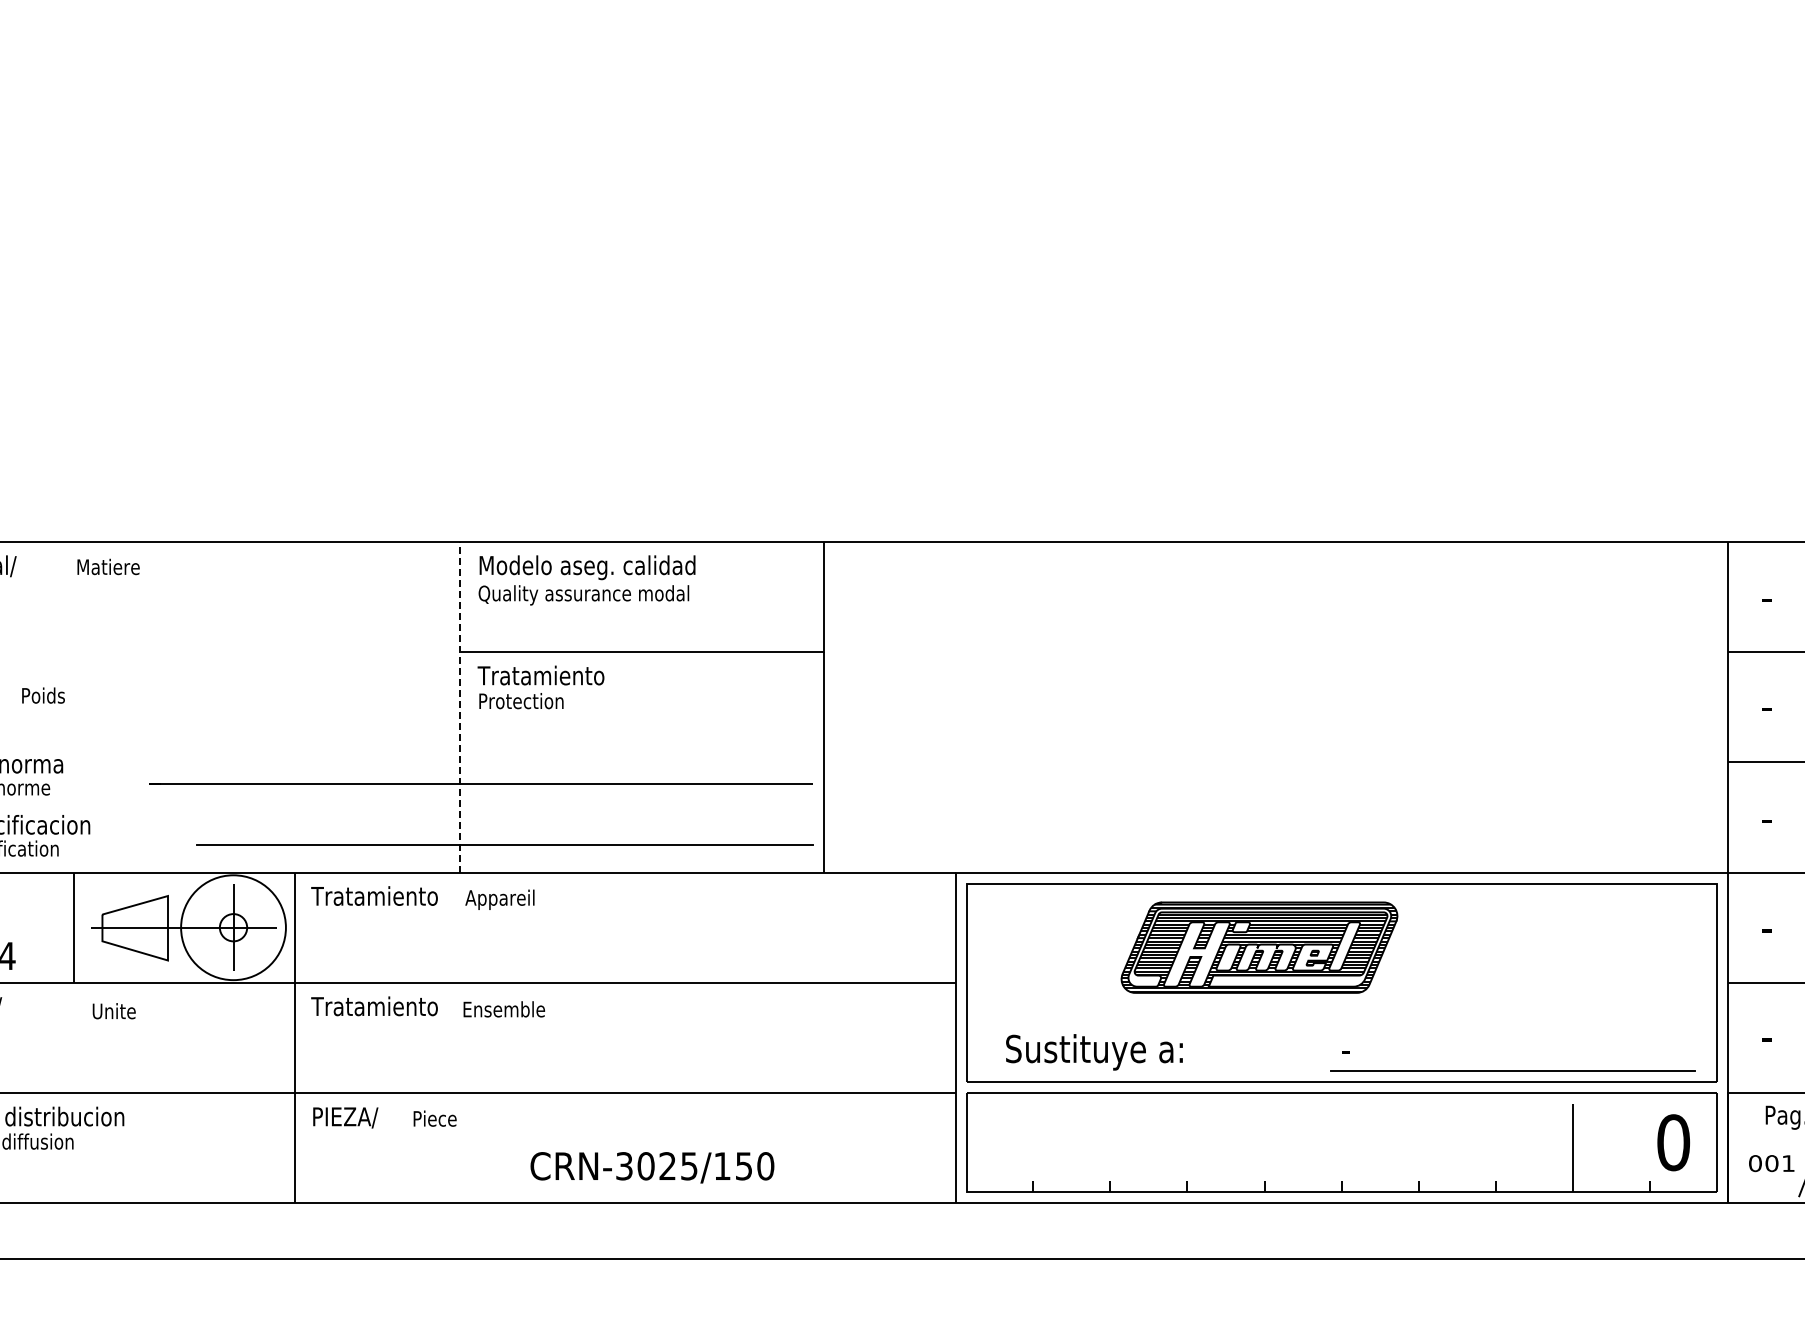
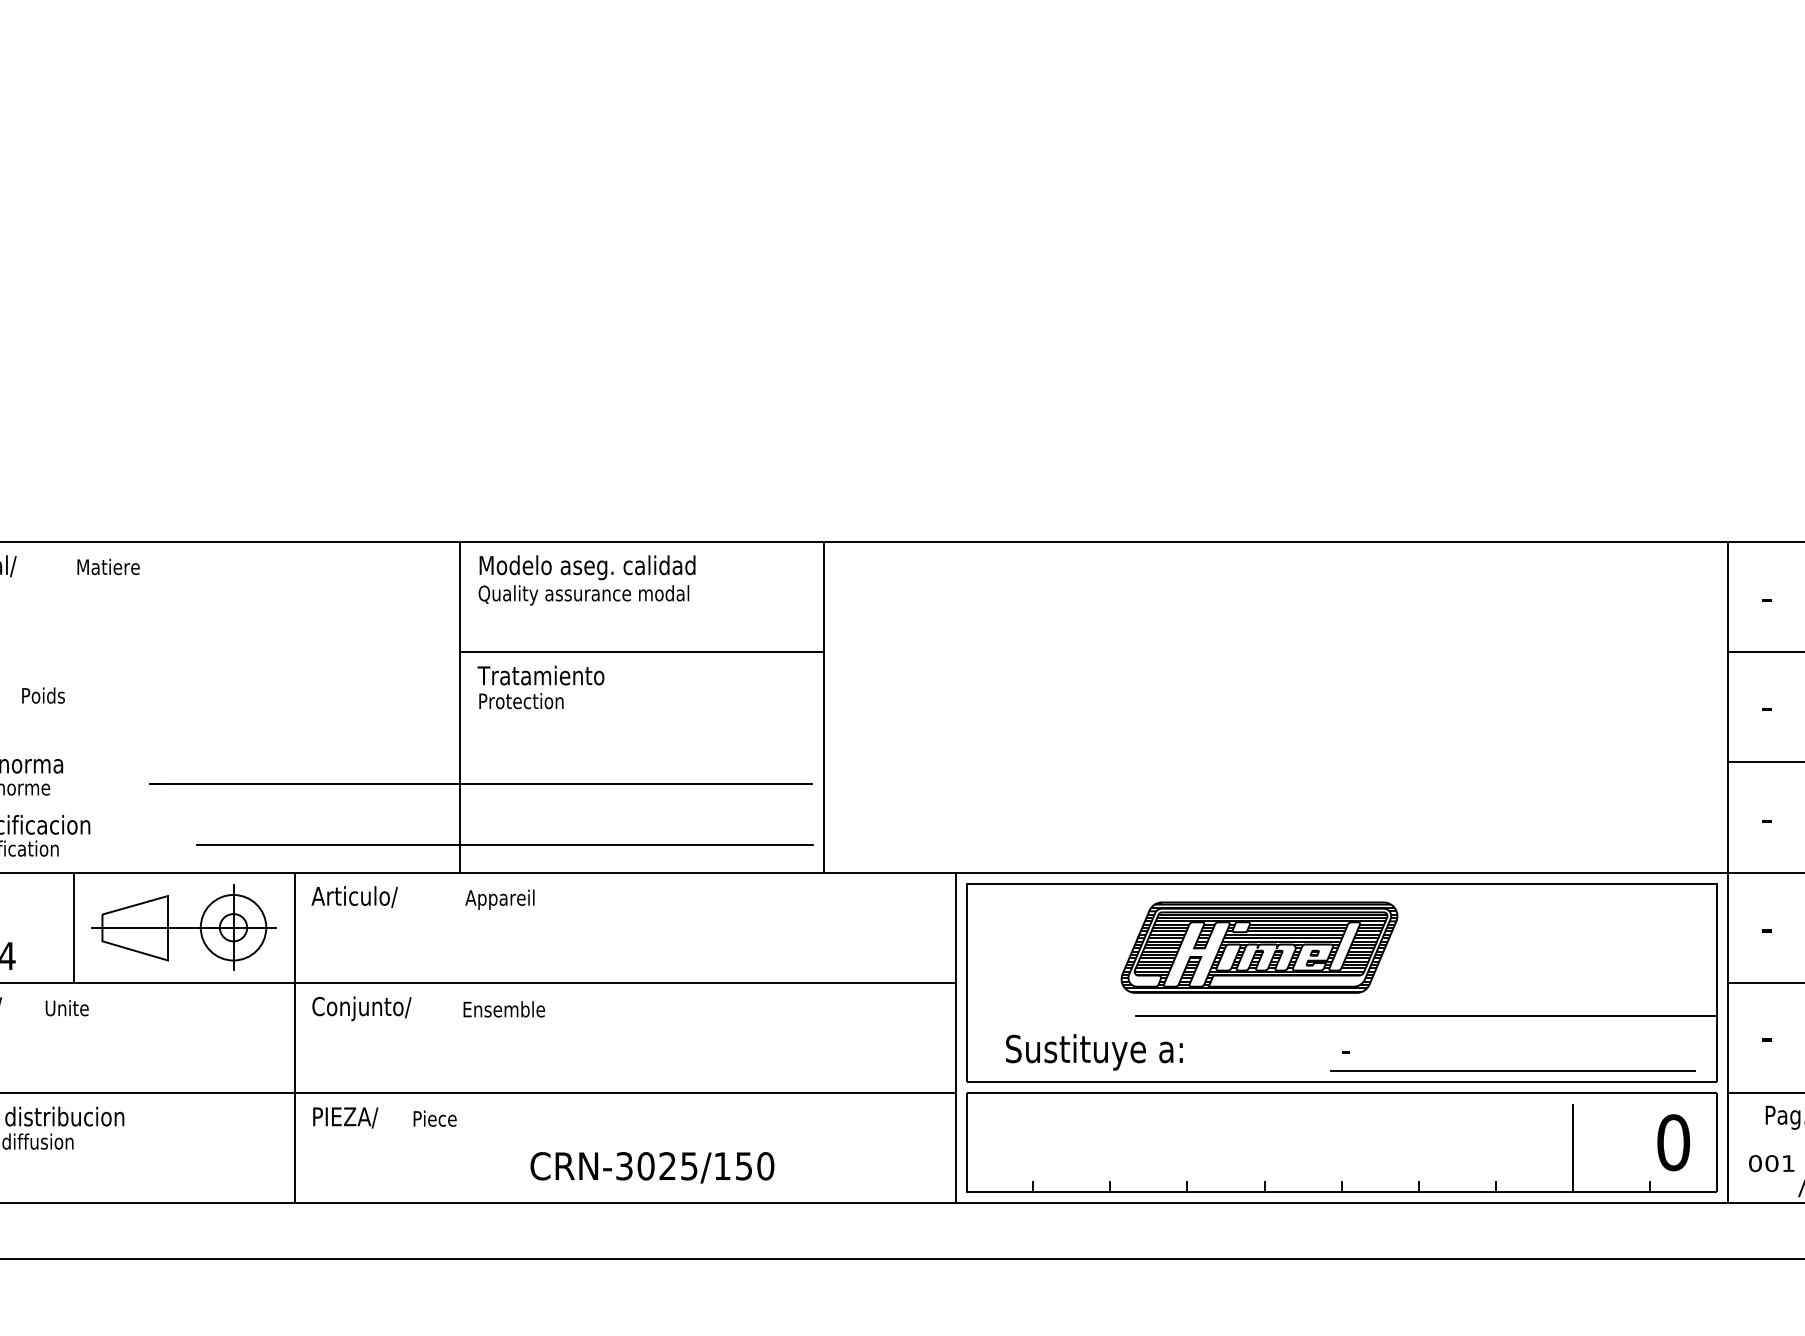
line: dashed -> solid (460, 706)
text: Tratamiento -> Articulo/ (374, 896)
circle diameter: 105 px -> 66 px (233, 927)
text: Tratamiento -> Conjunto/ (374, 1008)
text position: (113, 1011) -> (66, 1008) (66, 1008)
line: none -> present (1426, 1015)
